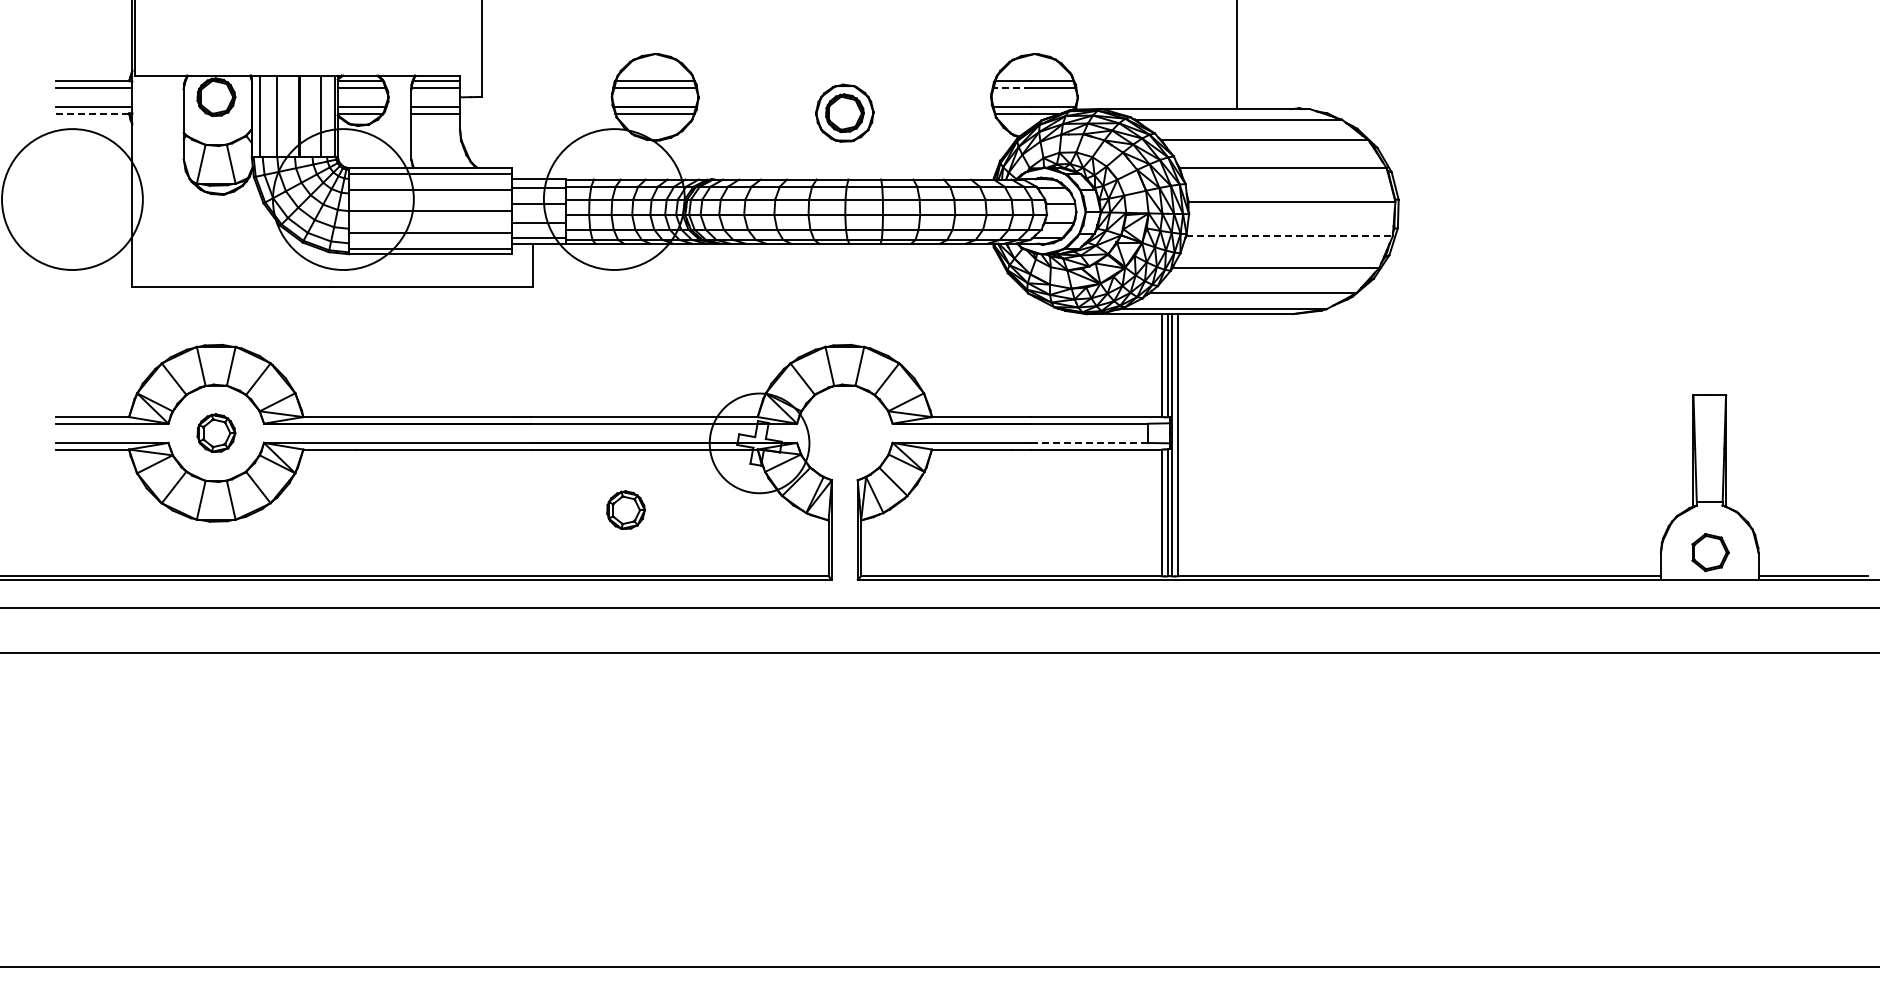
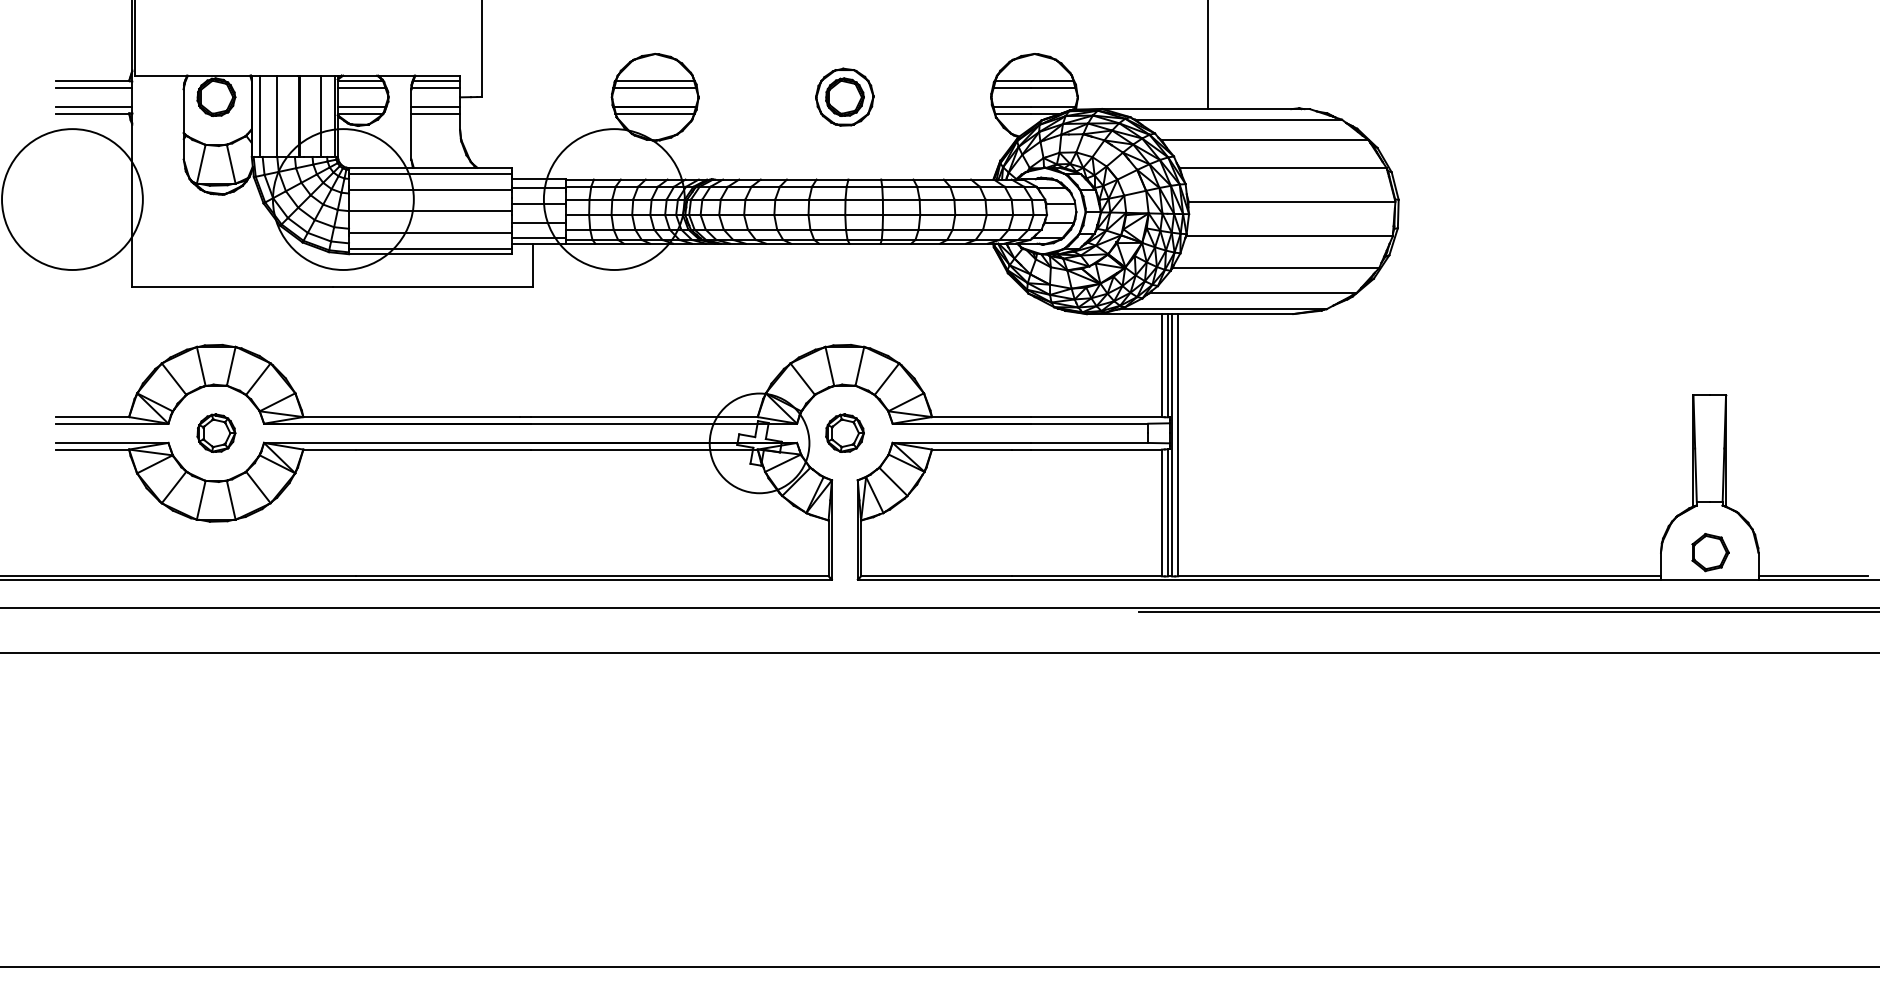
line position: (1236, 55) -> (1207, 55) (1207, 55)
line: dashed -> solid (1012, 87)
part position: (844, 112) -> (844, 96) (844, 96)
line: dashed -> solid (92, 113)
line: dashed -> solid (1289, 236)
line: dashed -> solid (1090, 442)
part position: (625, 509) -> (844, 432) (844, 432)
line: none -> present (1507, 612)
